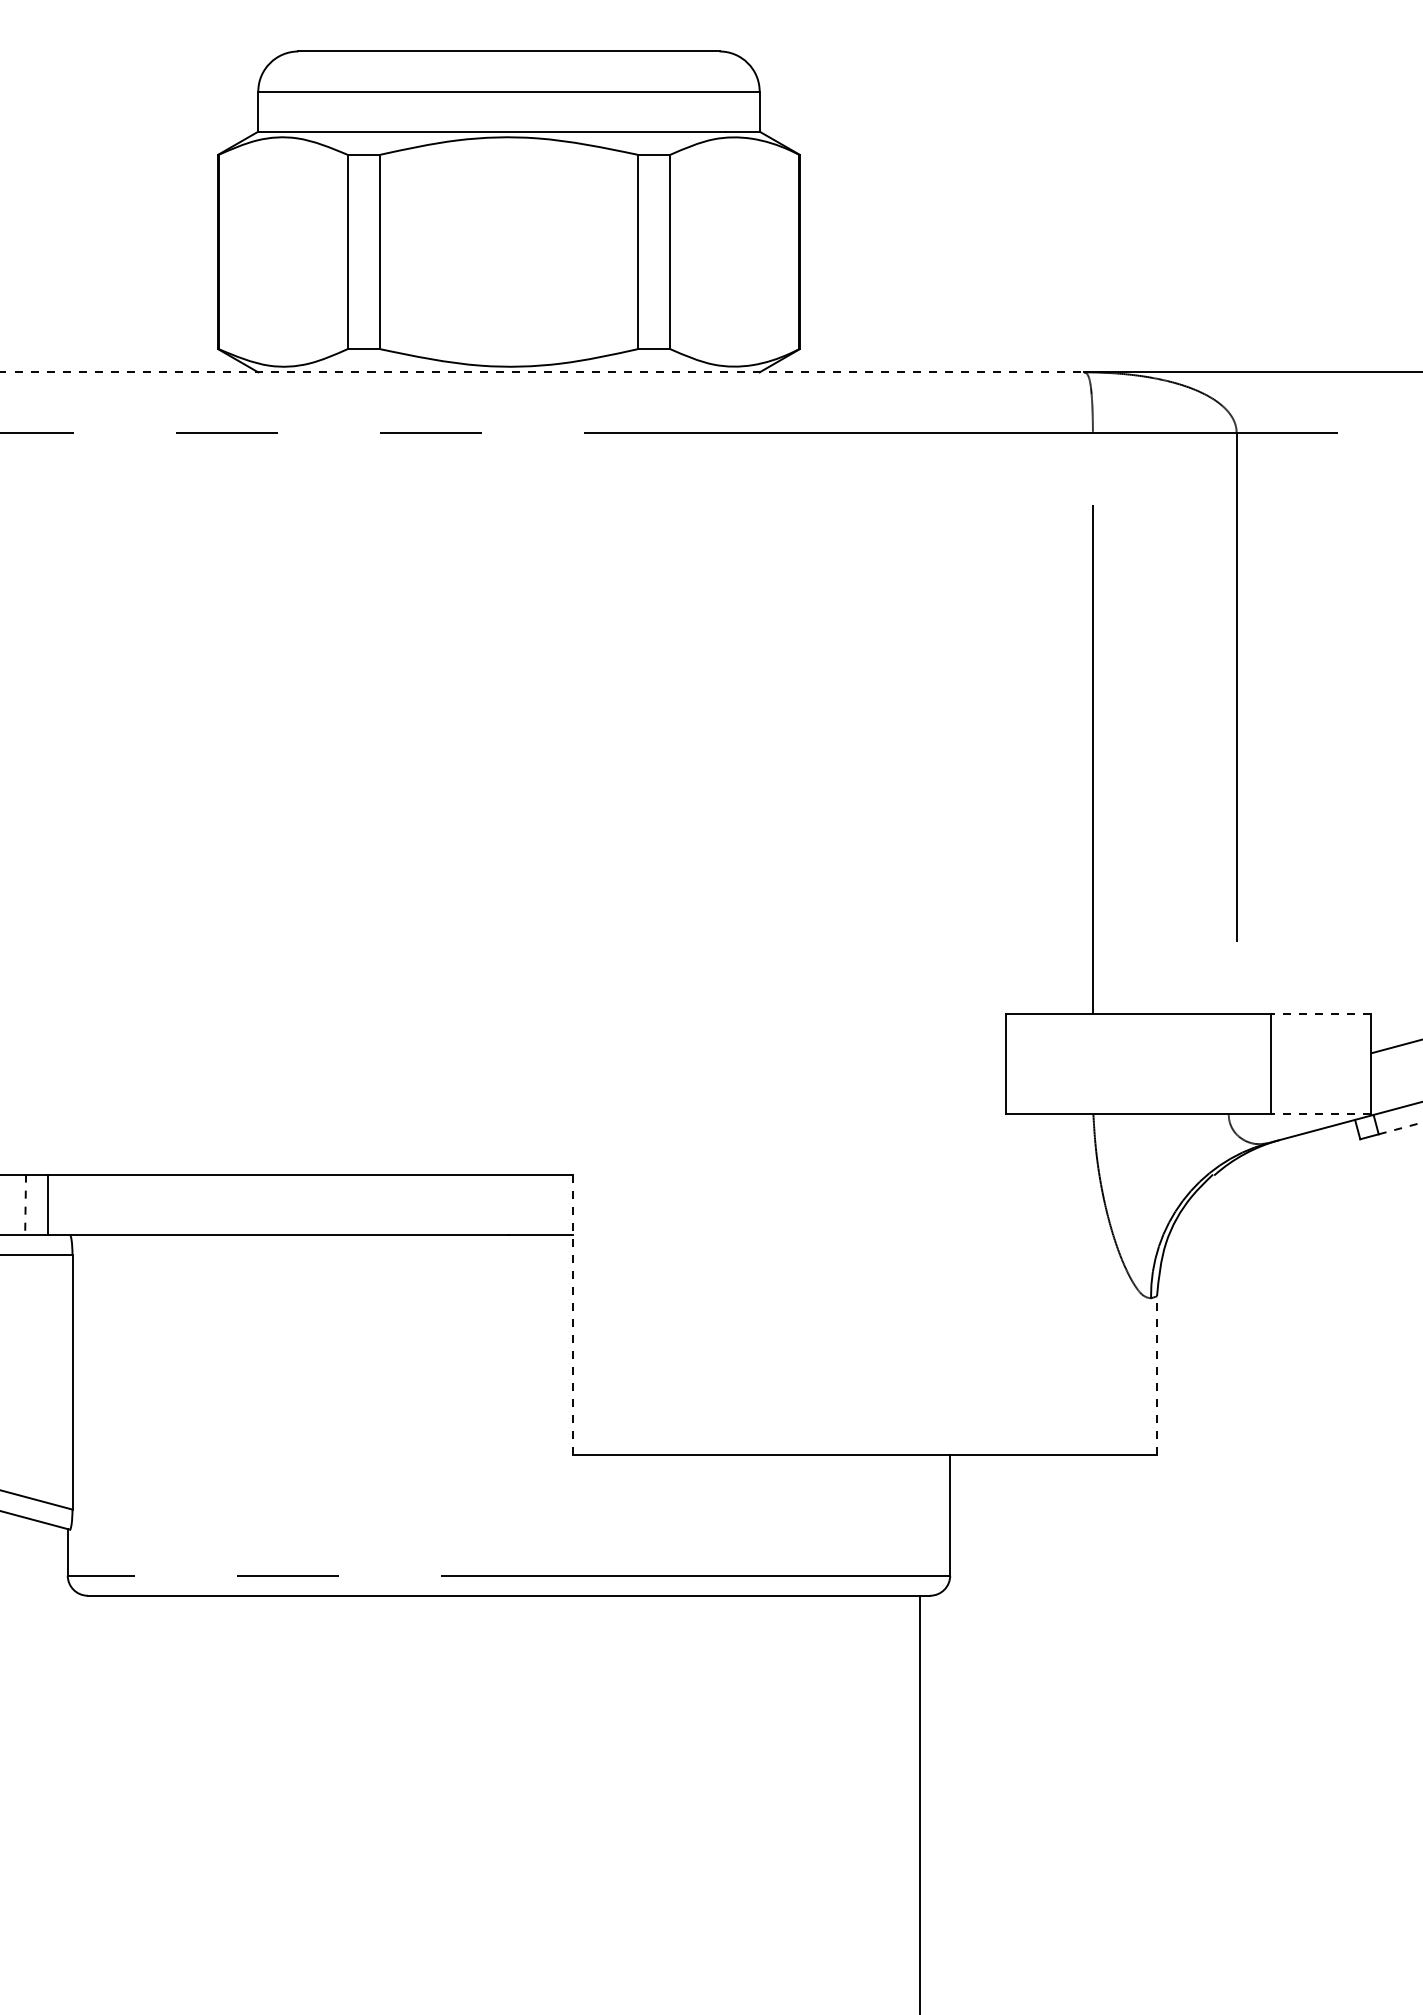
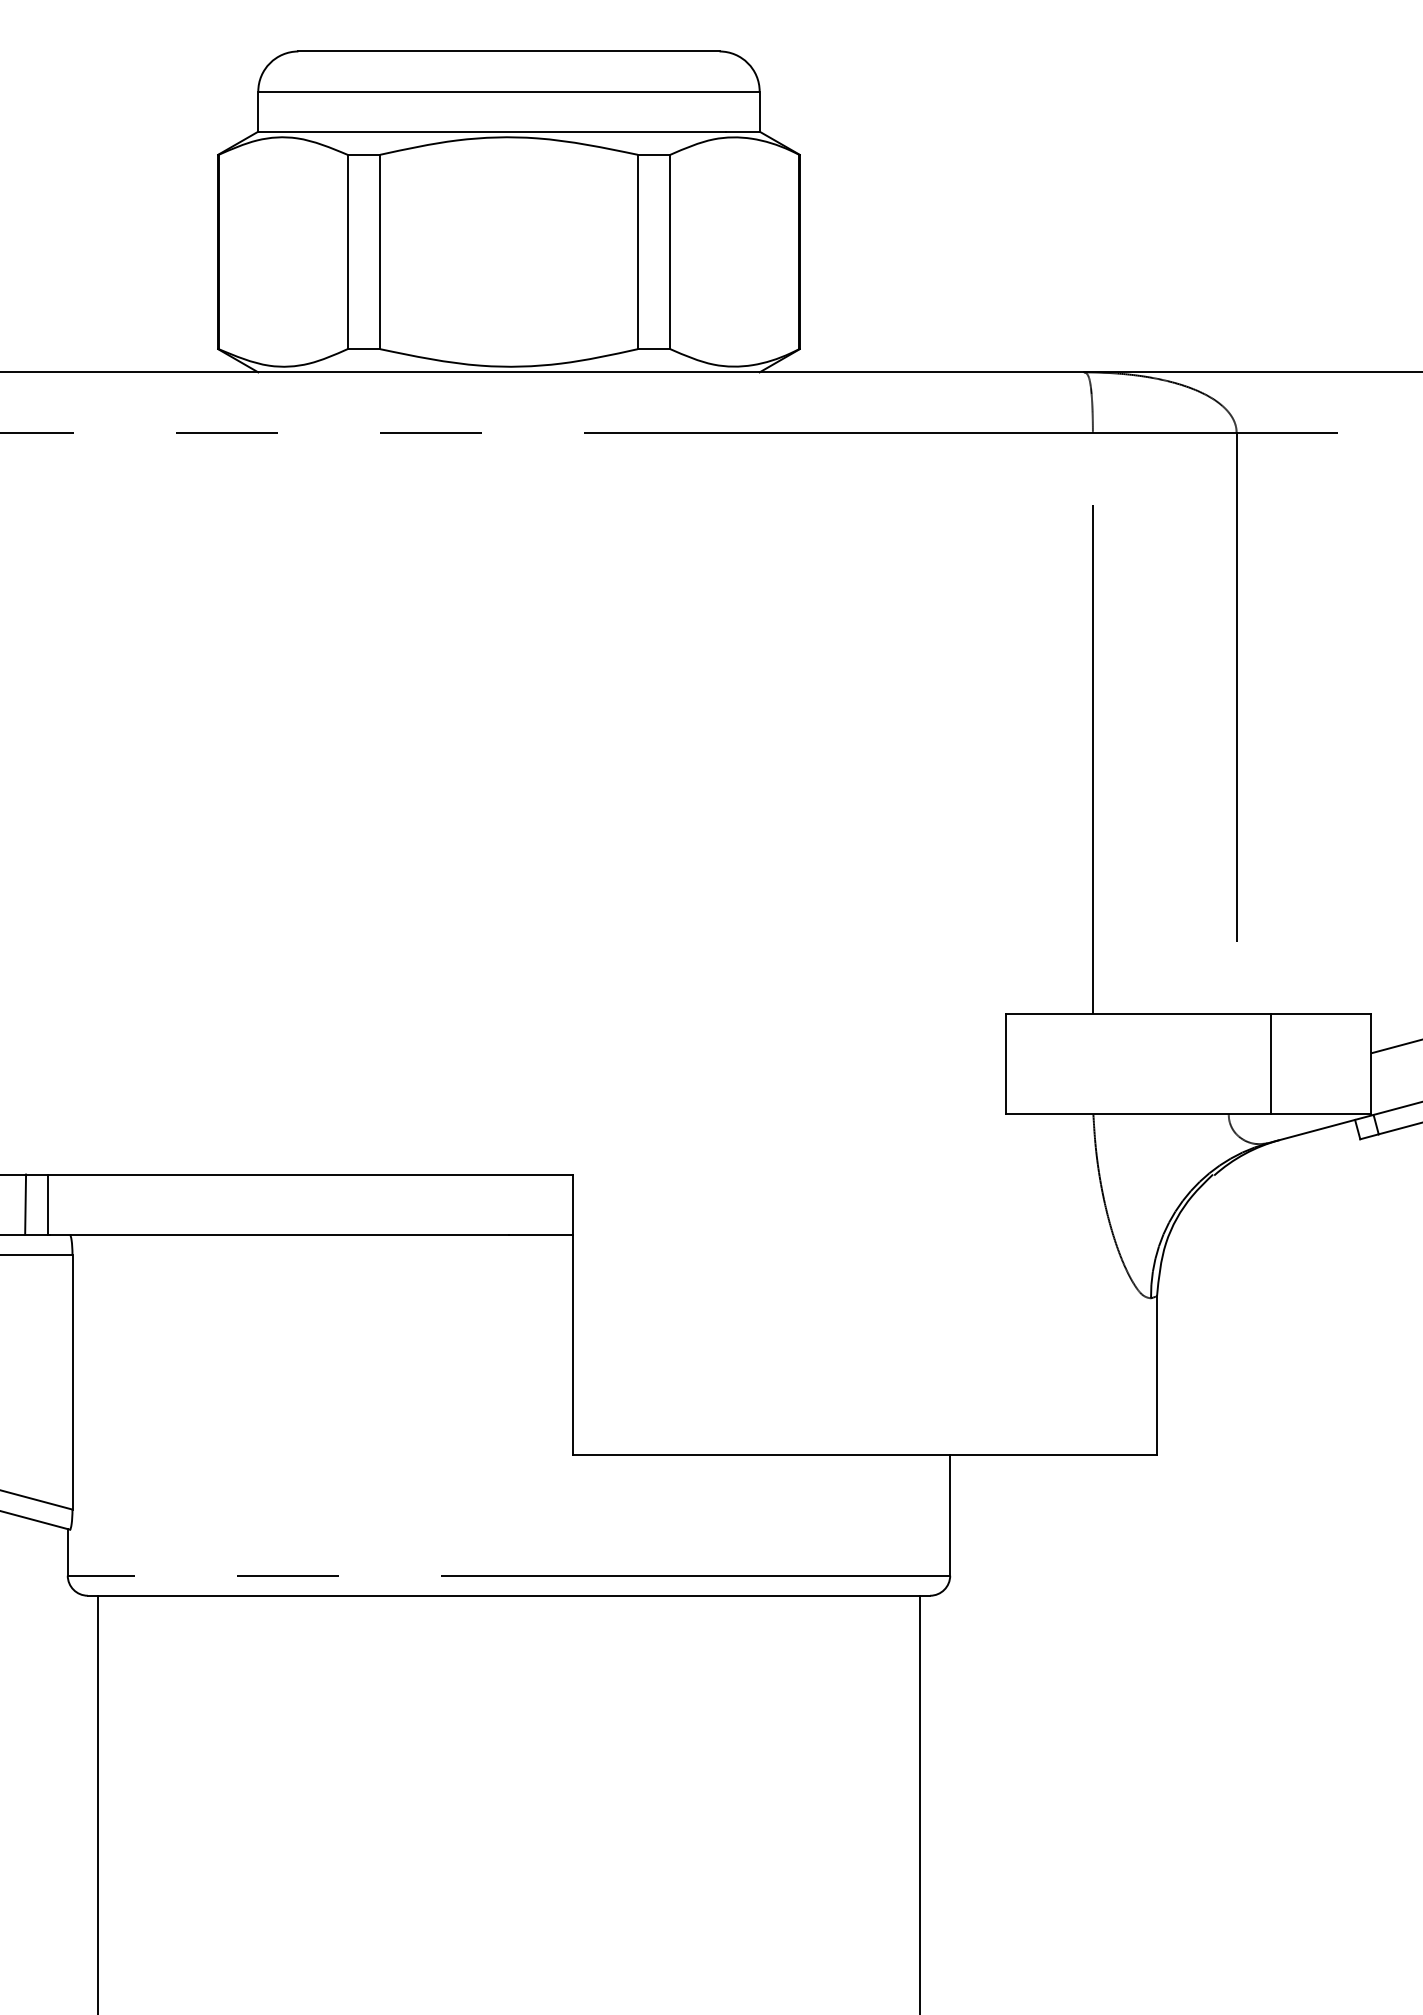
line: dashed -> solid (542, 372)
line: dashed -> solid (1320, 1014)
line: dashed -> solid (1320, 1114)
line: dashed -> solid (1400, 1128)
line: dashed -> solid (25, 1205)
line: dashed -> solid (573, 1315)
line: dashed -> solid (1157, 1375)
line: none -> present (97, 1803)
